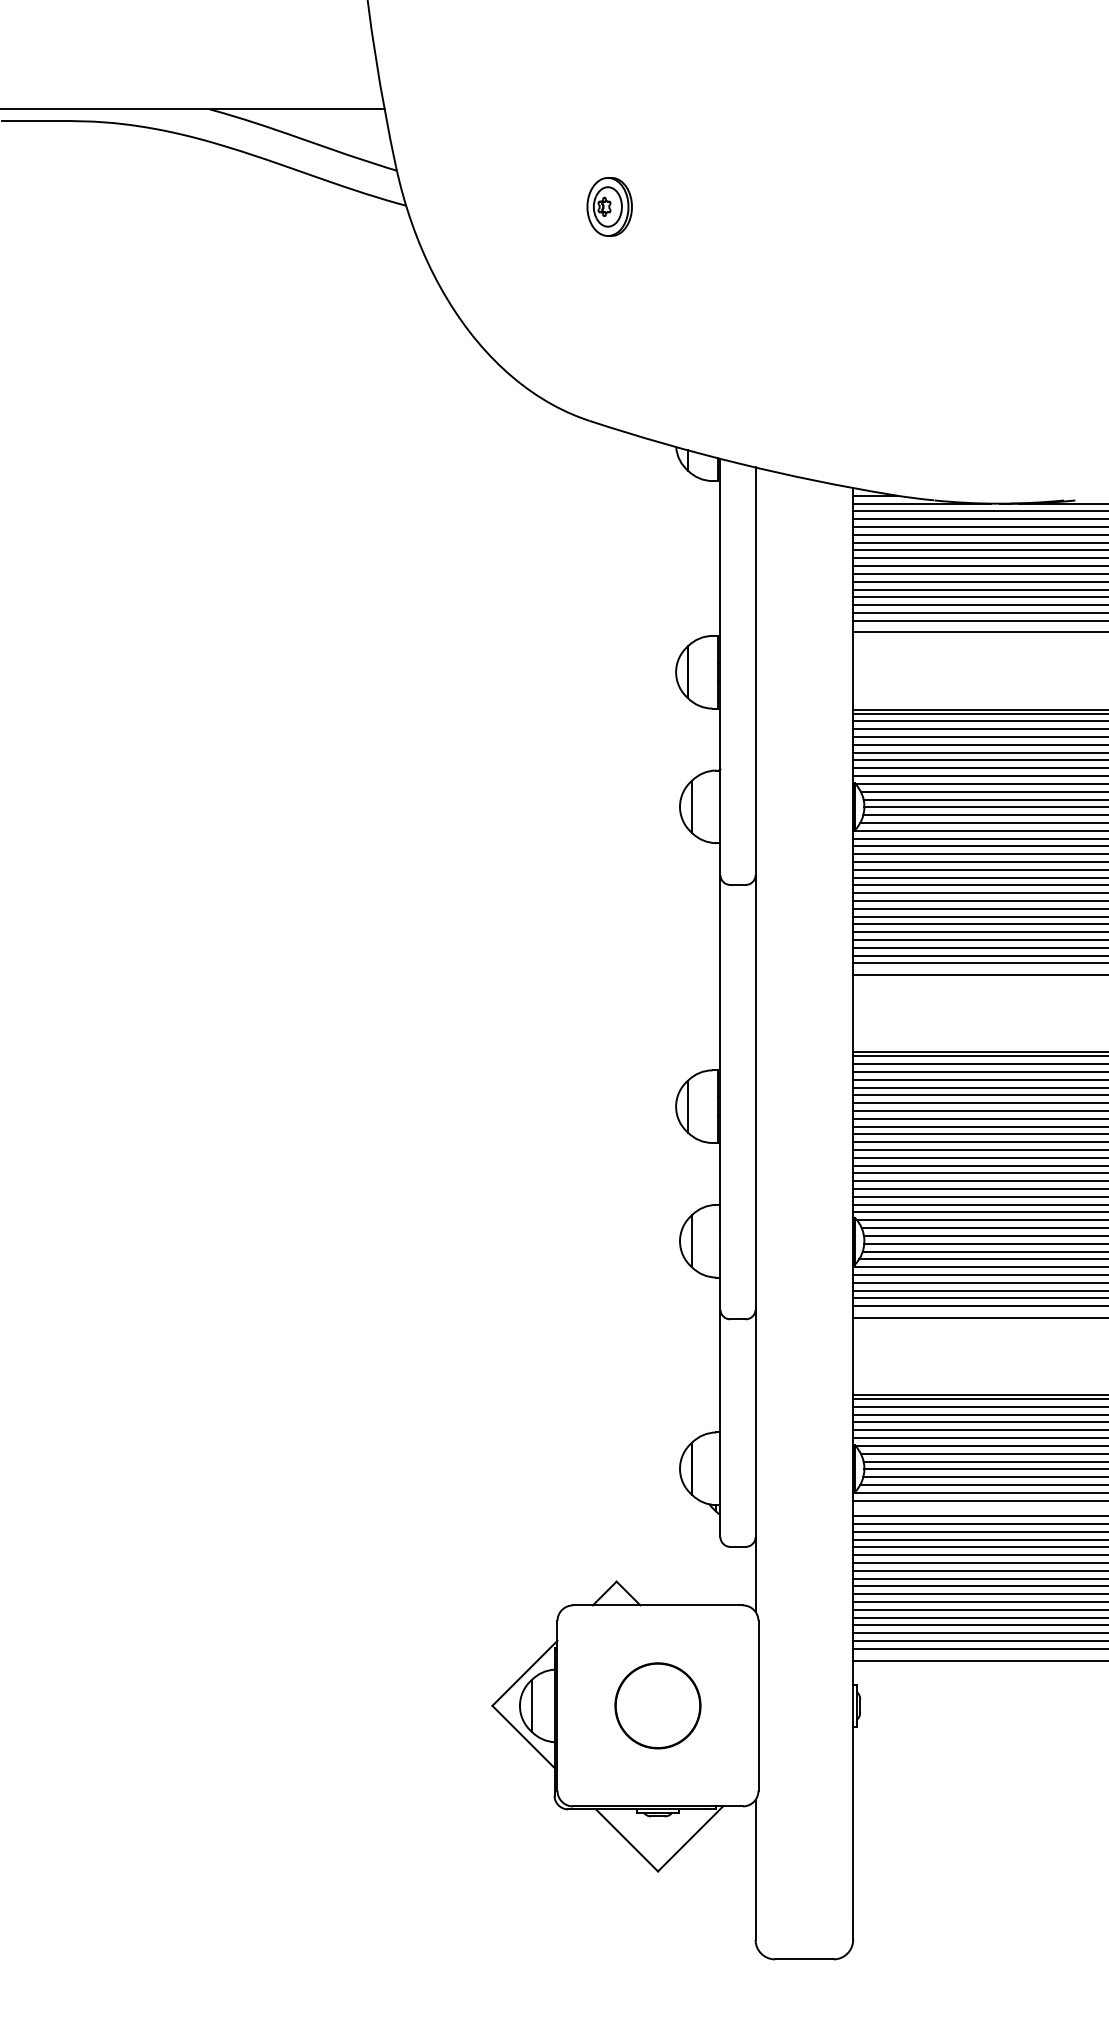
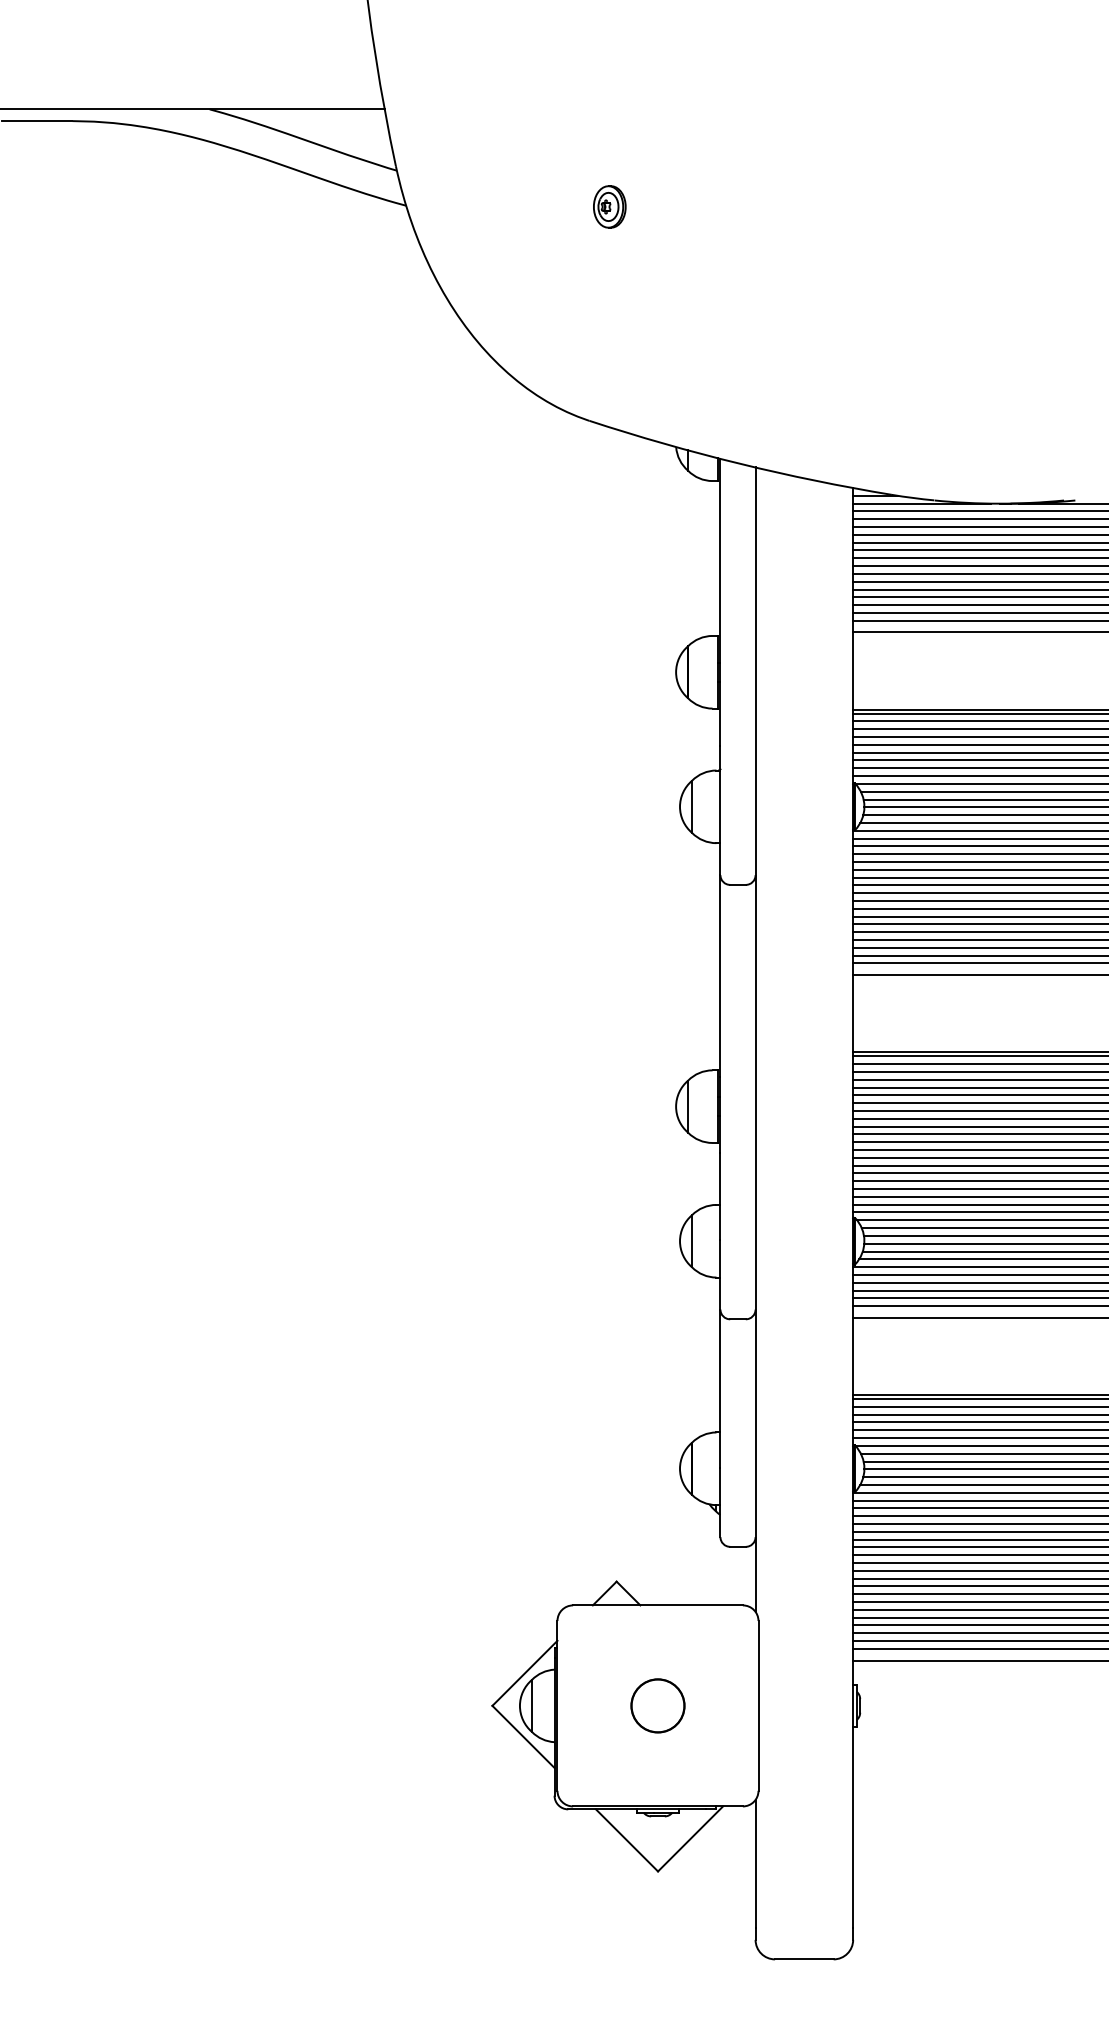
part size: 47x60 px -> 34x44 px (609, 206)
line: none -> present (979, 1508)
circle size: 88x88 px -> 56x56 px (657, 1705)
